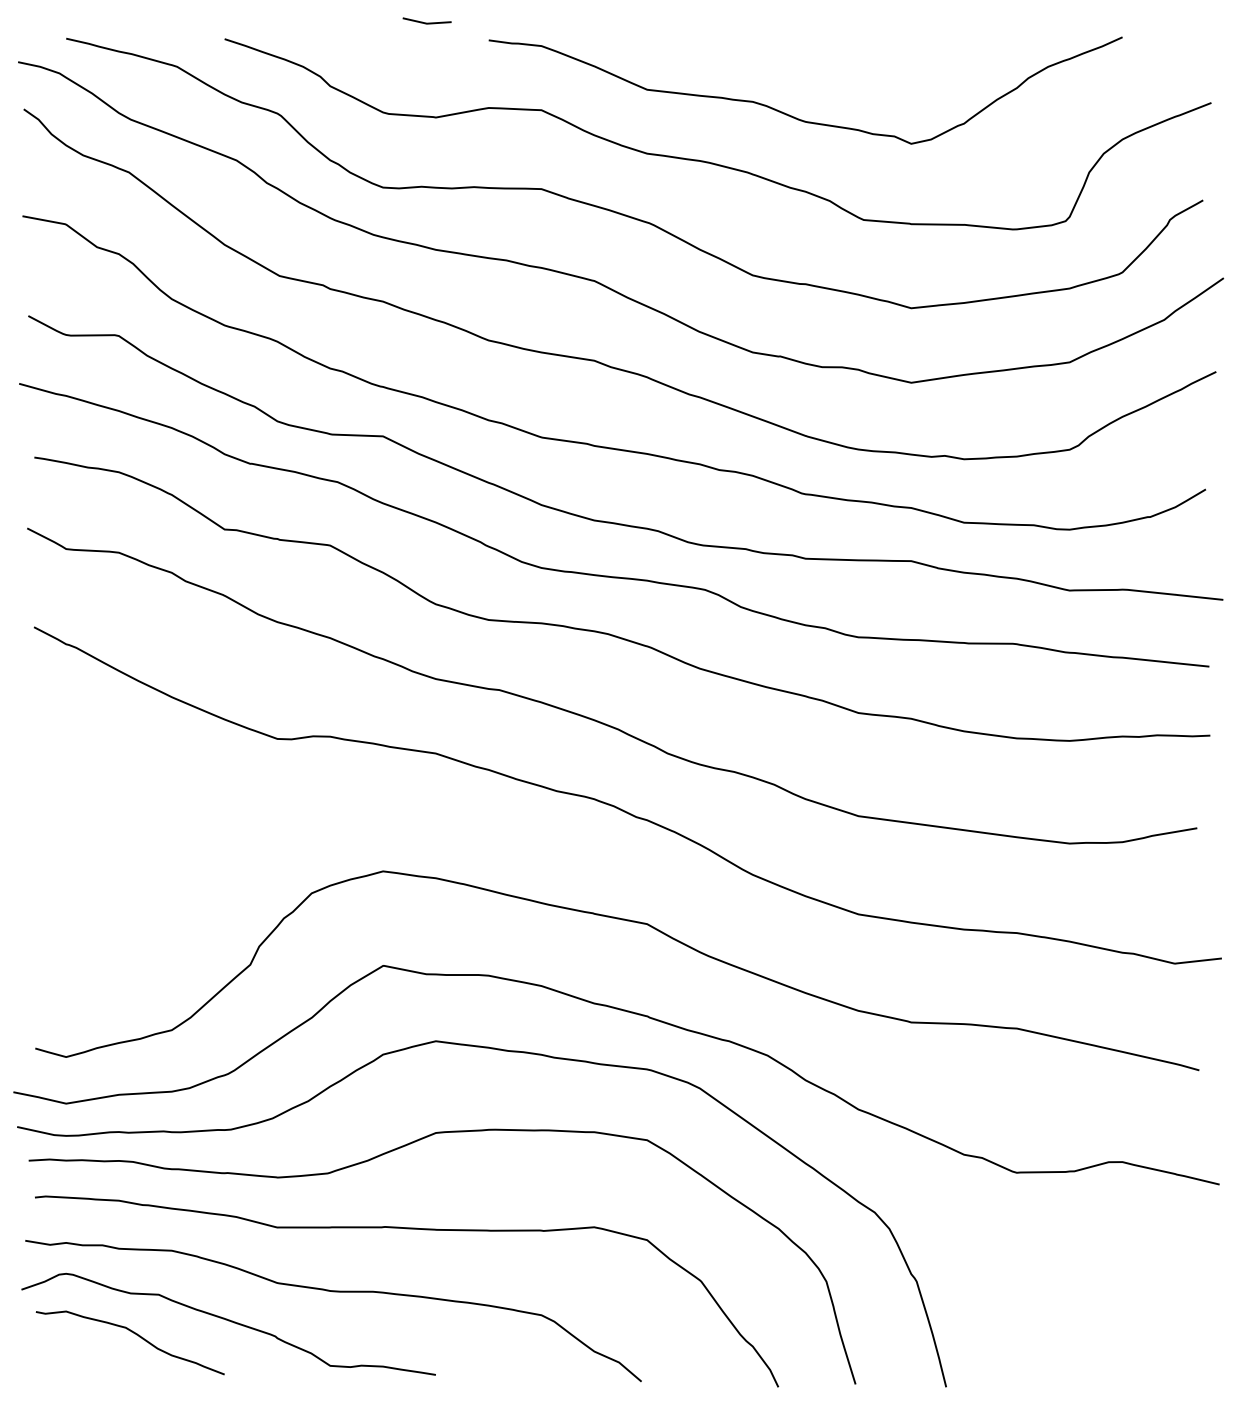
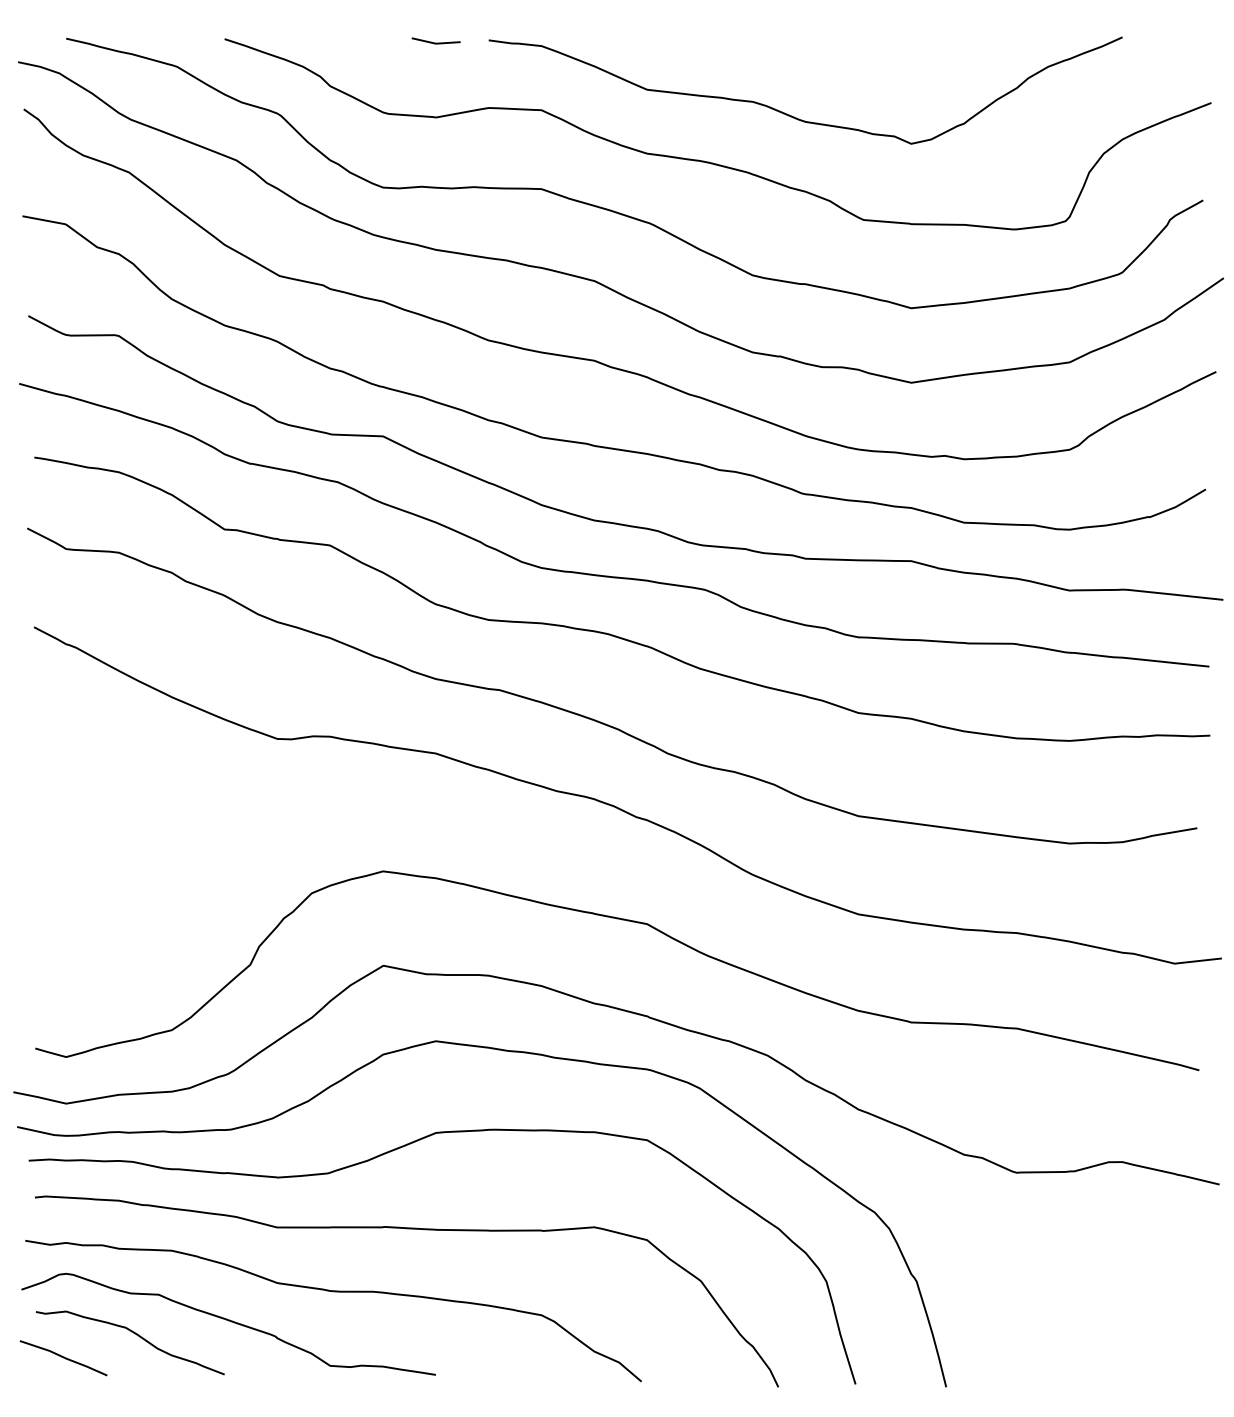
line position: (426, 22) -> (435, 42) (435, 42)
line: none -> present (63, 1358)
